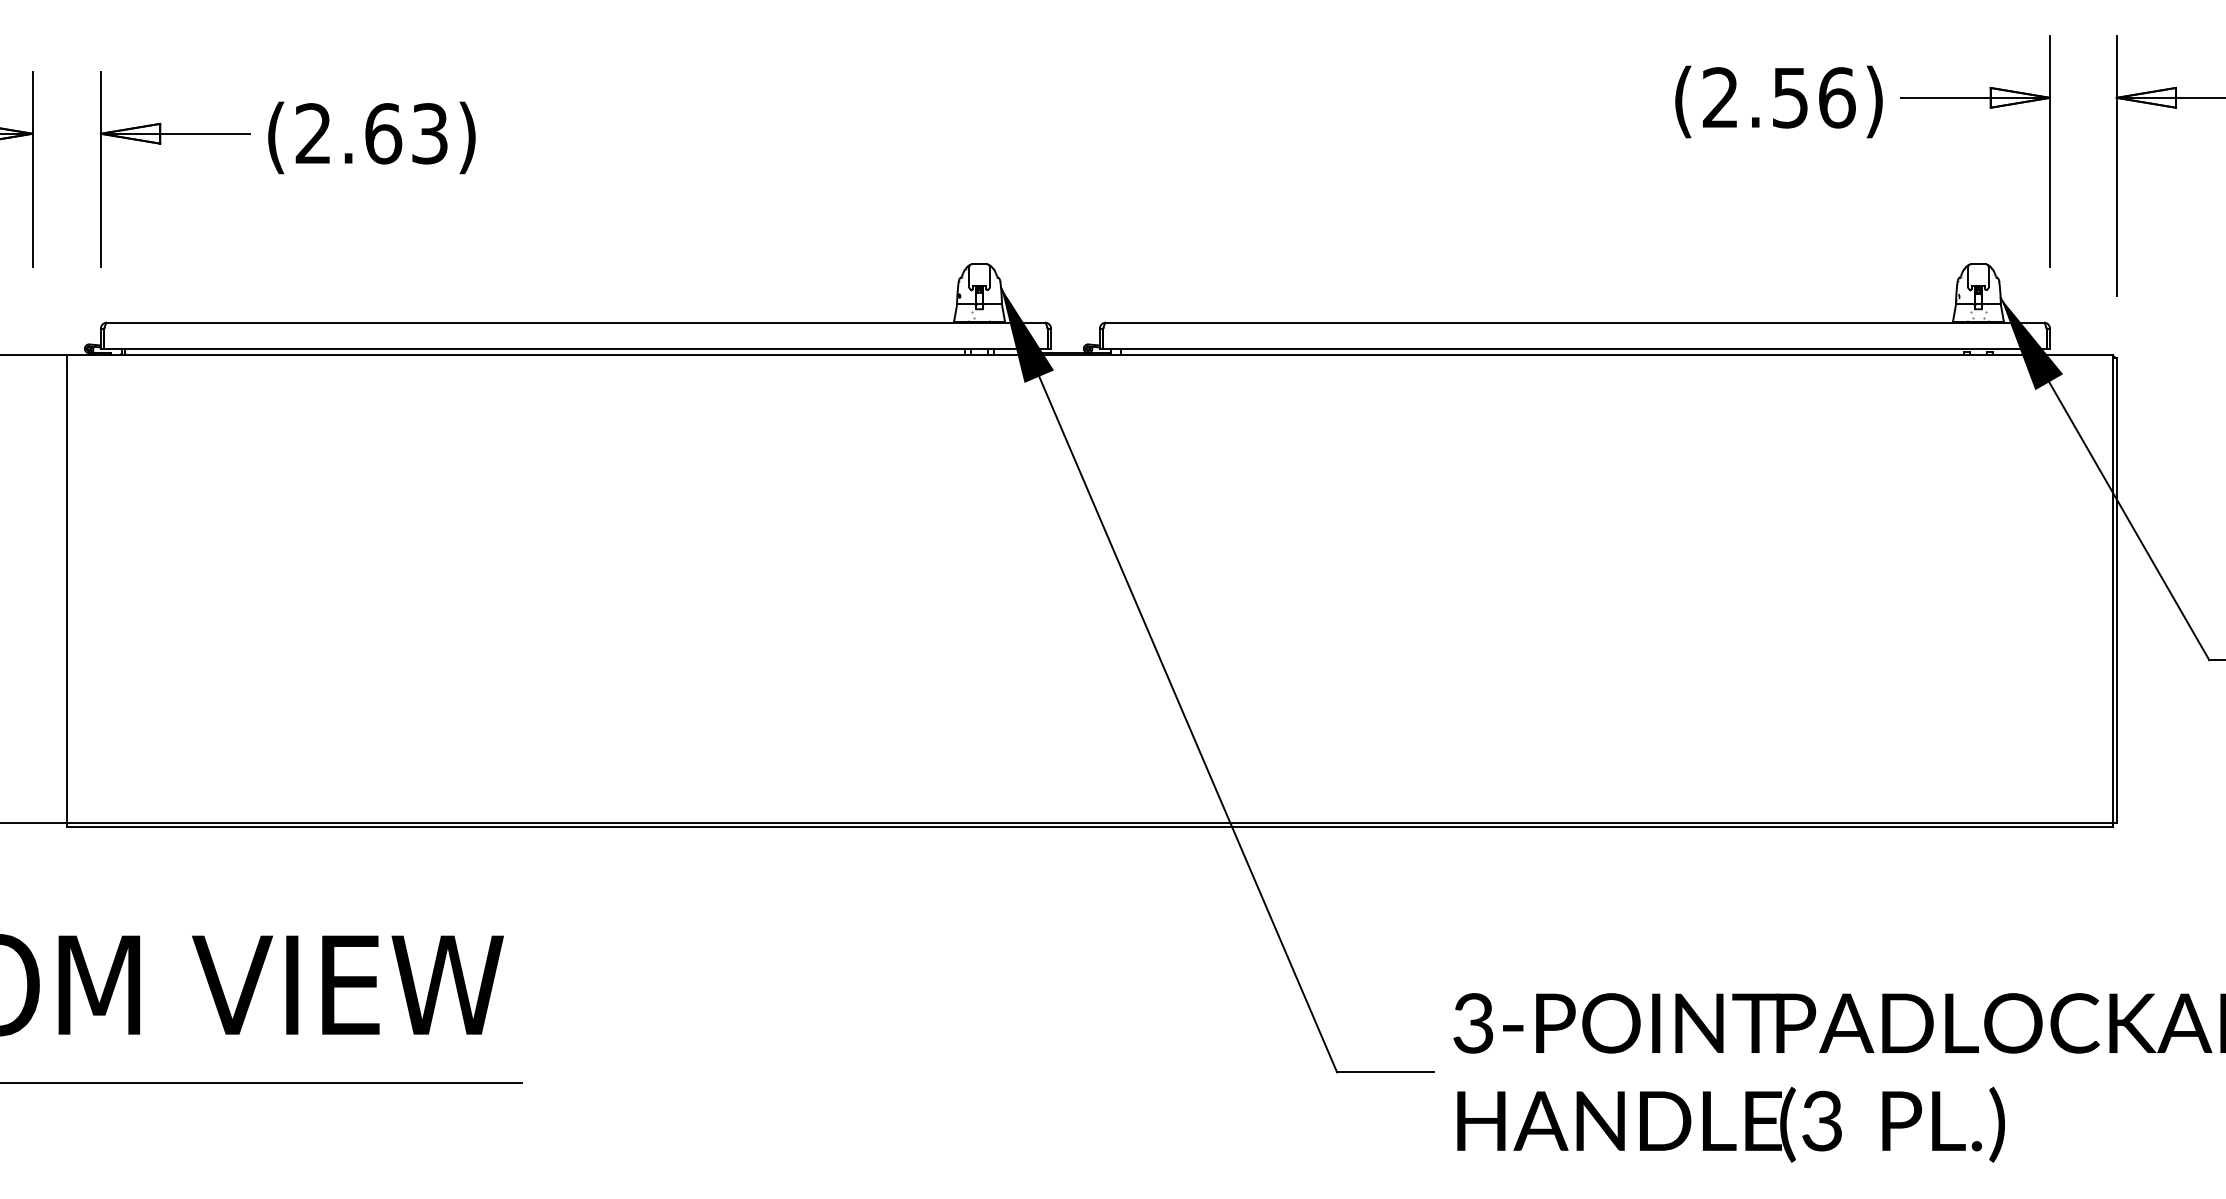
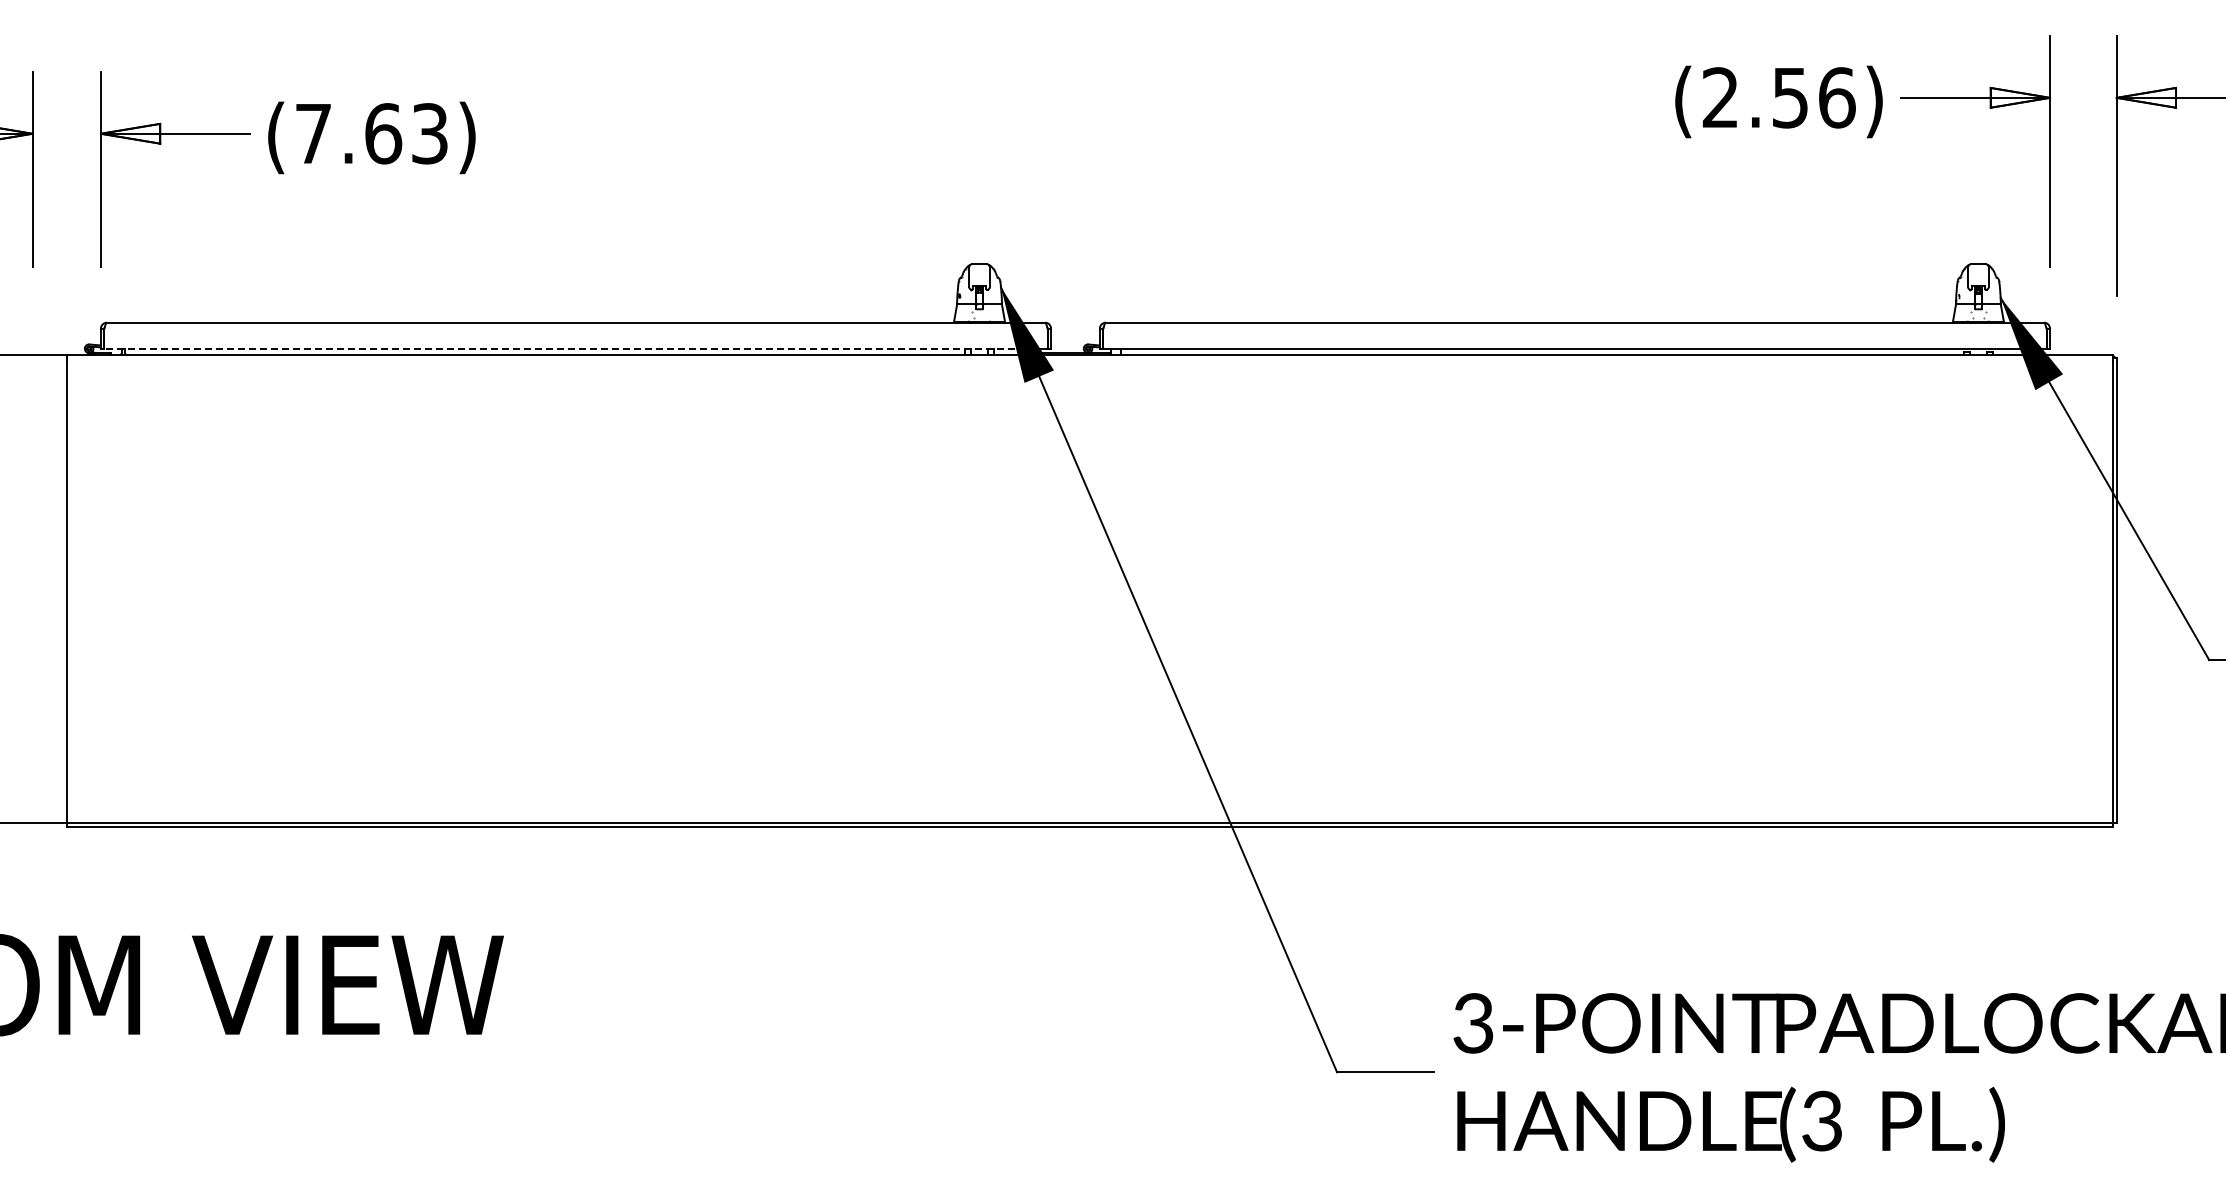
text: (2.63) -> (7.63) (312, 133)
line: solid -> dashed (576, 348)
line: present -> none (261, 1083)
